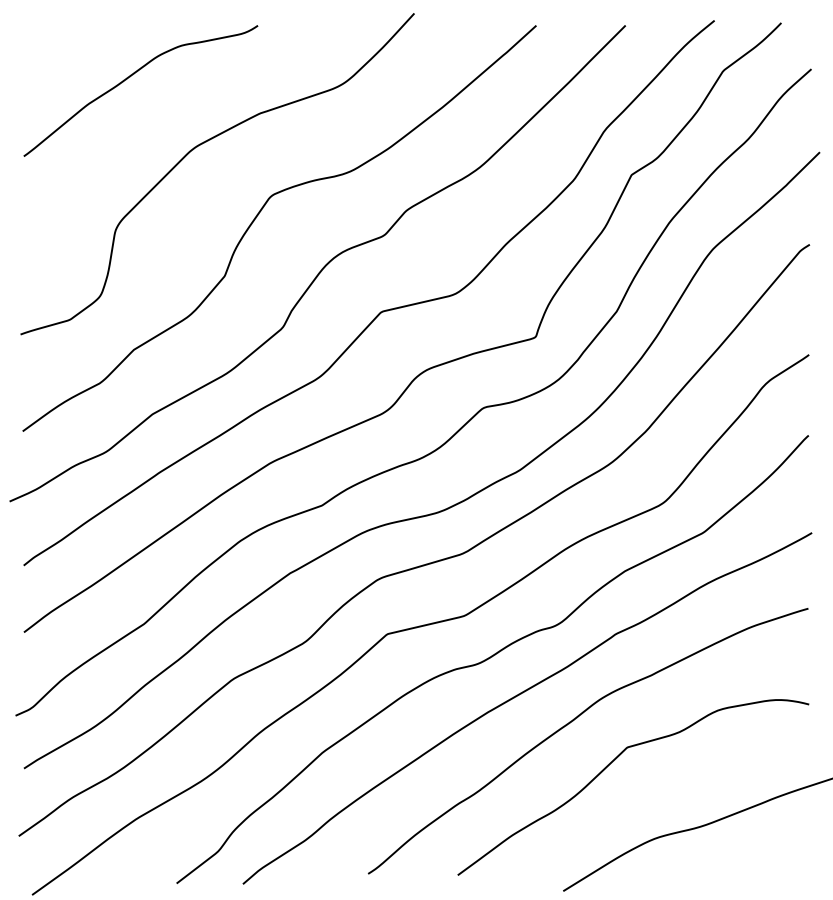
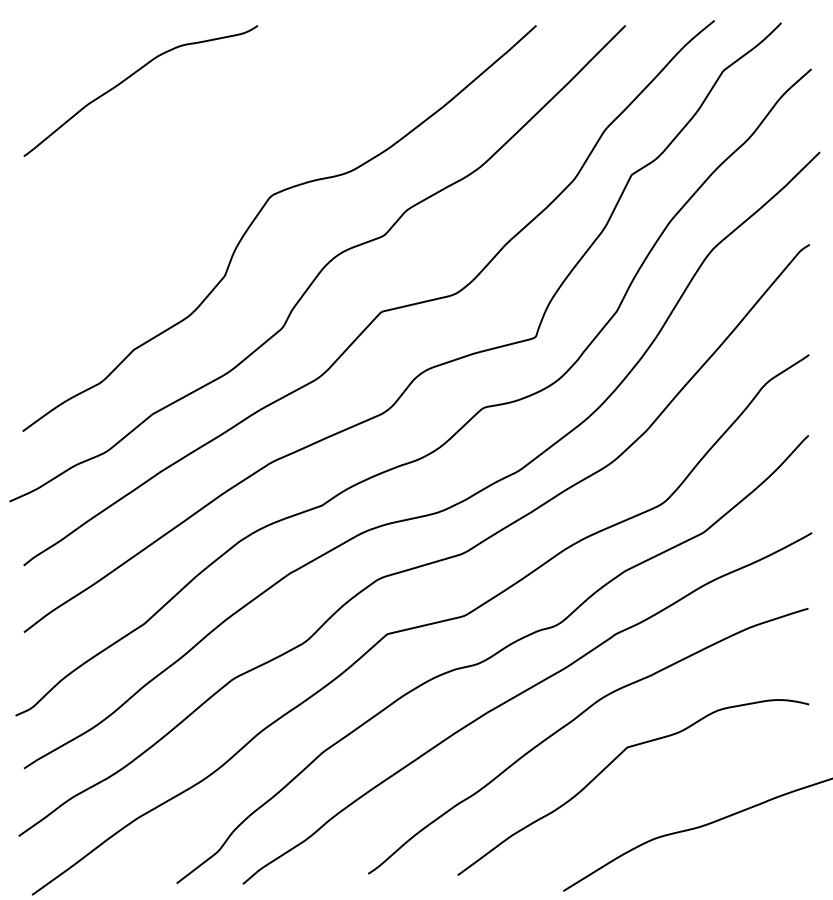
curve: present -> none (202, 144)
